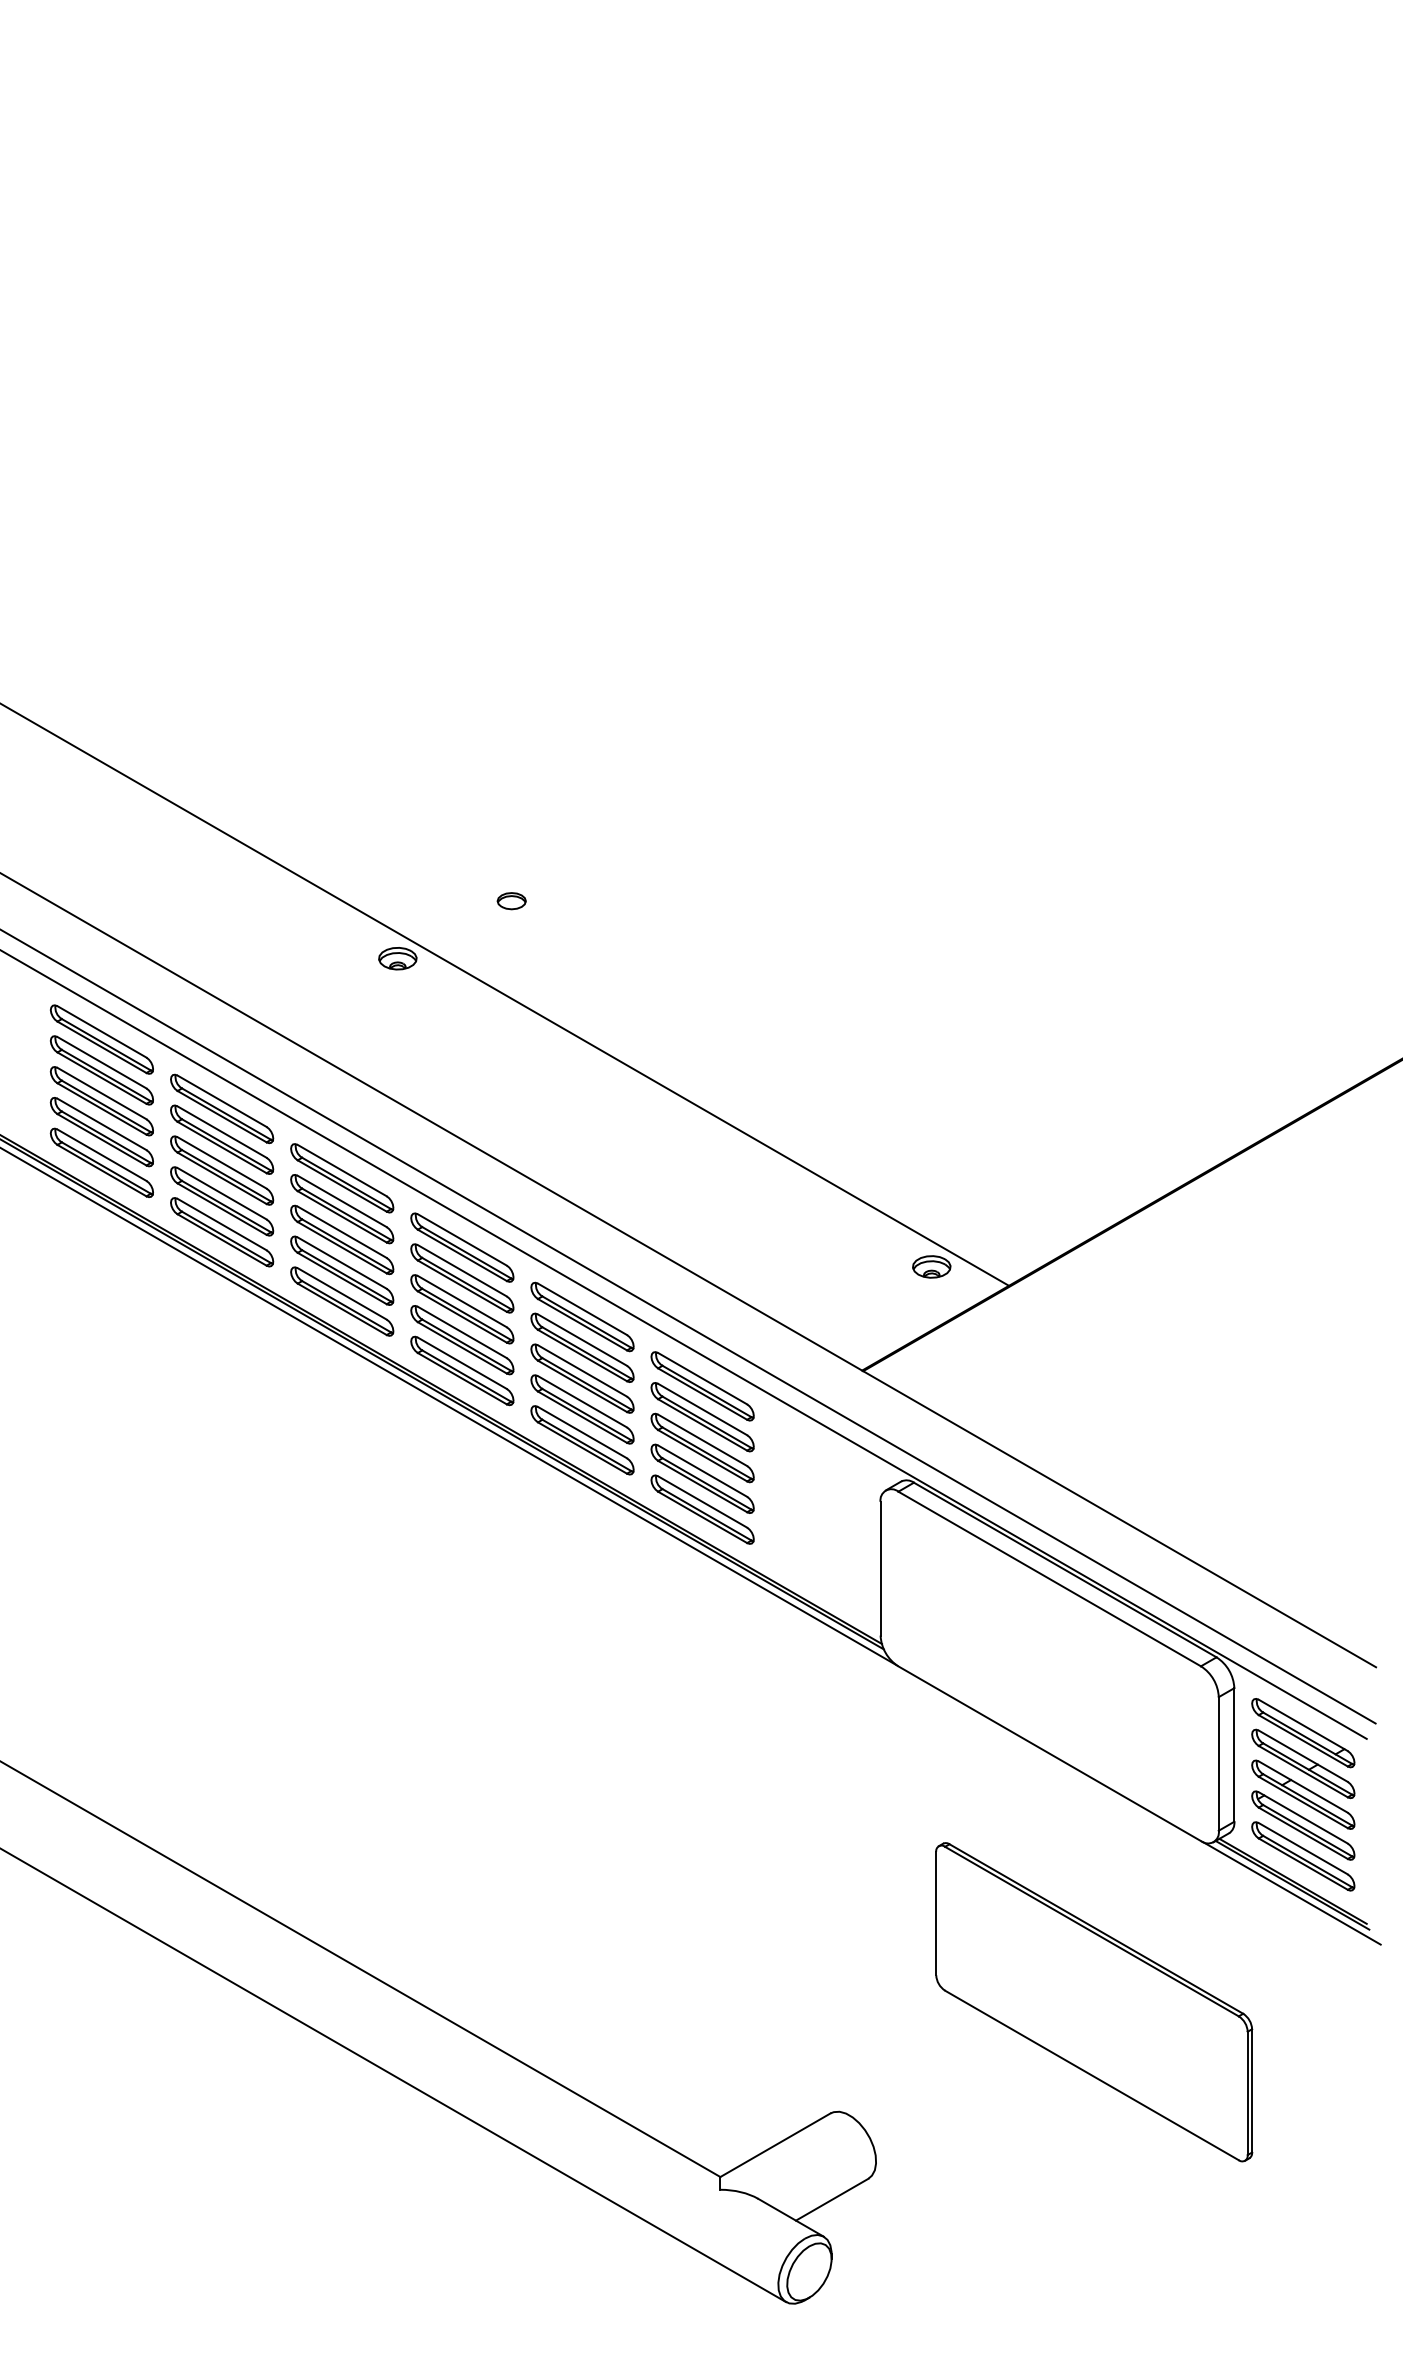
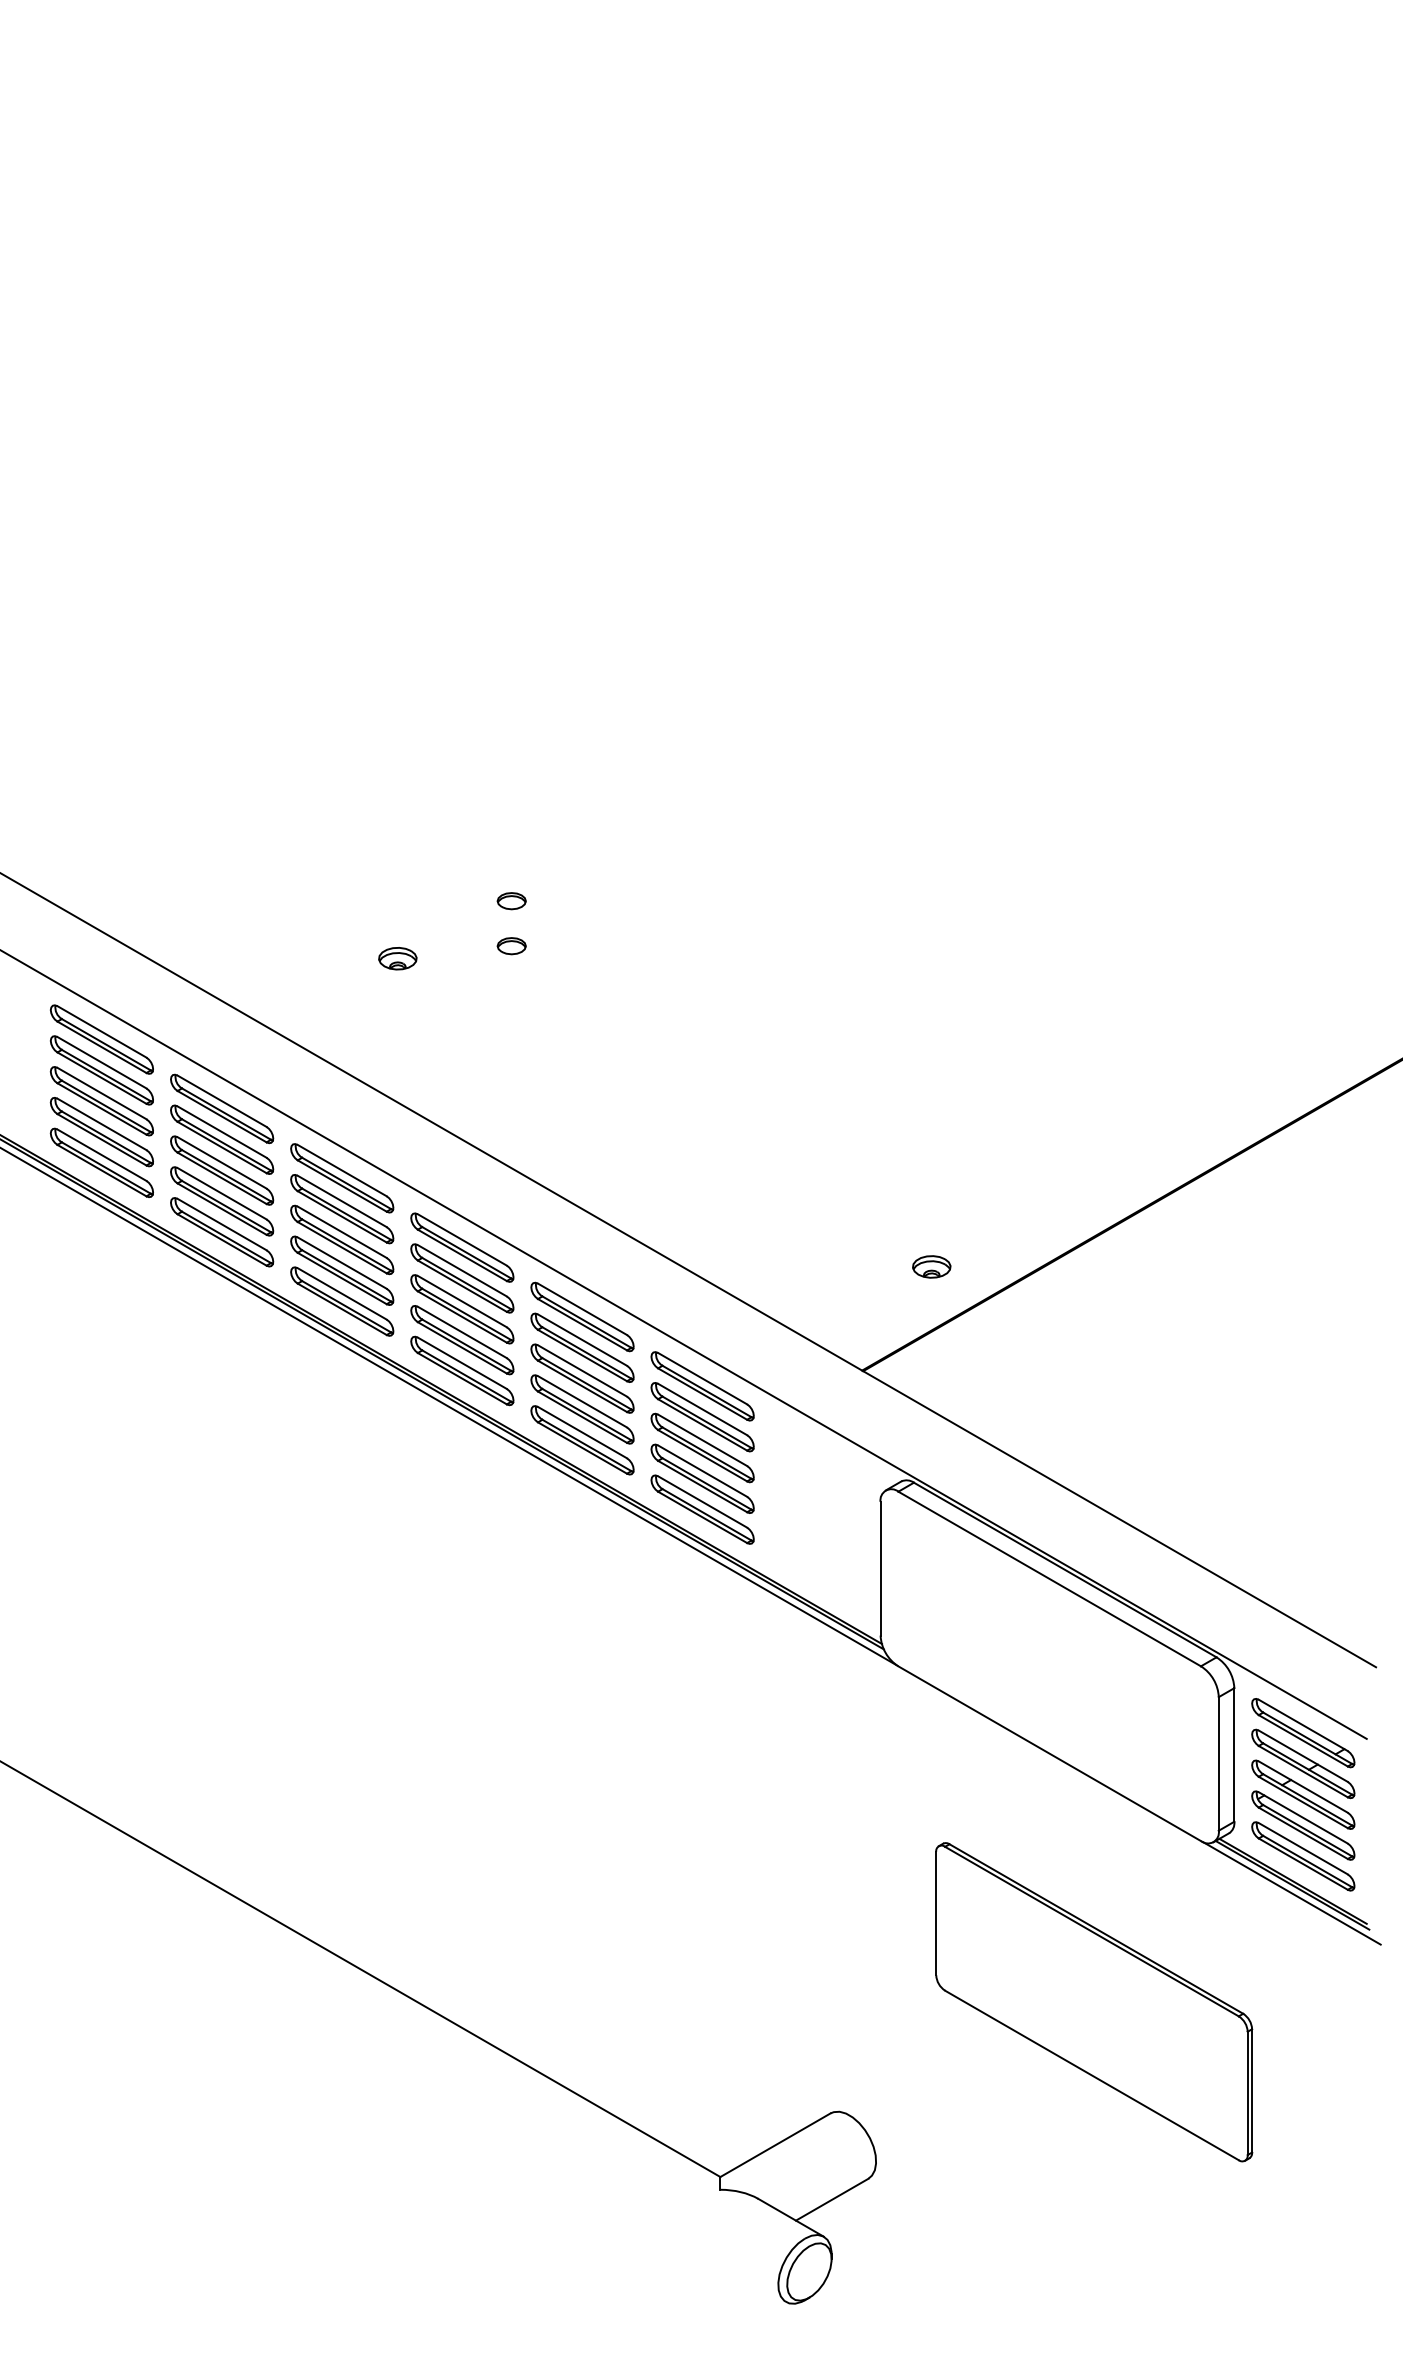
part: none -> present (511, 946)
line: present -> none (505, 994)
line: present -> none (688, 1326)
line: present -> none (394, 2075)
